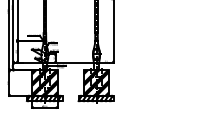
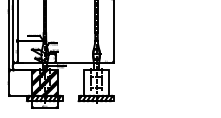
hatch: present -> none (96, 82)
